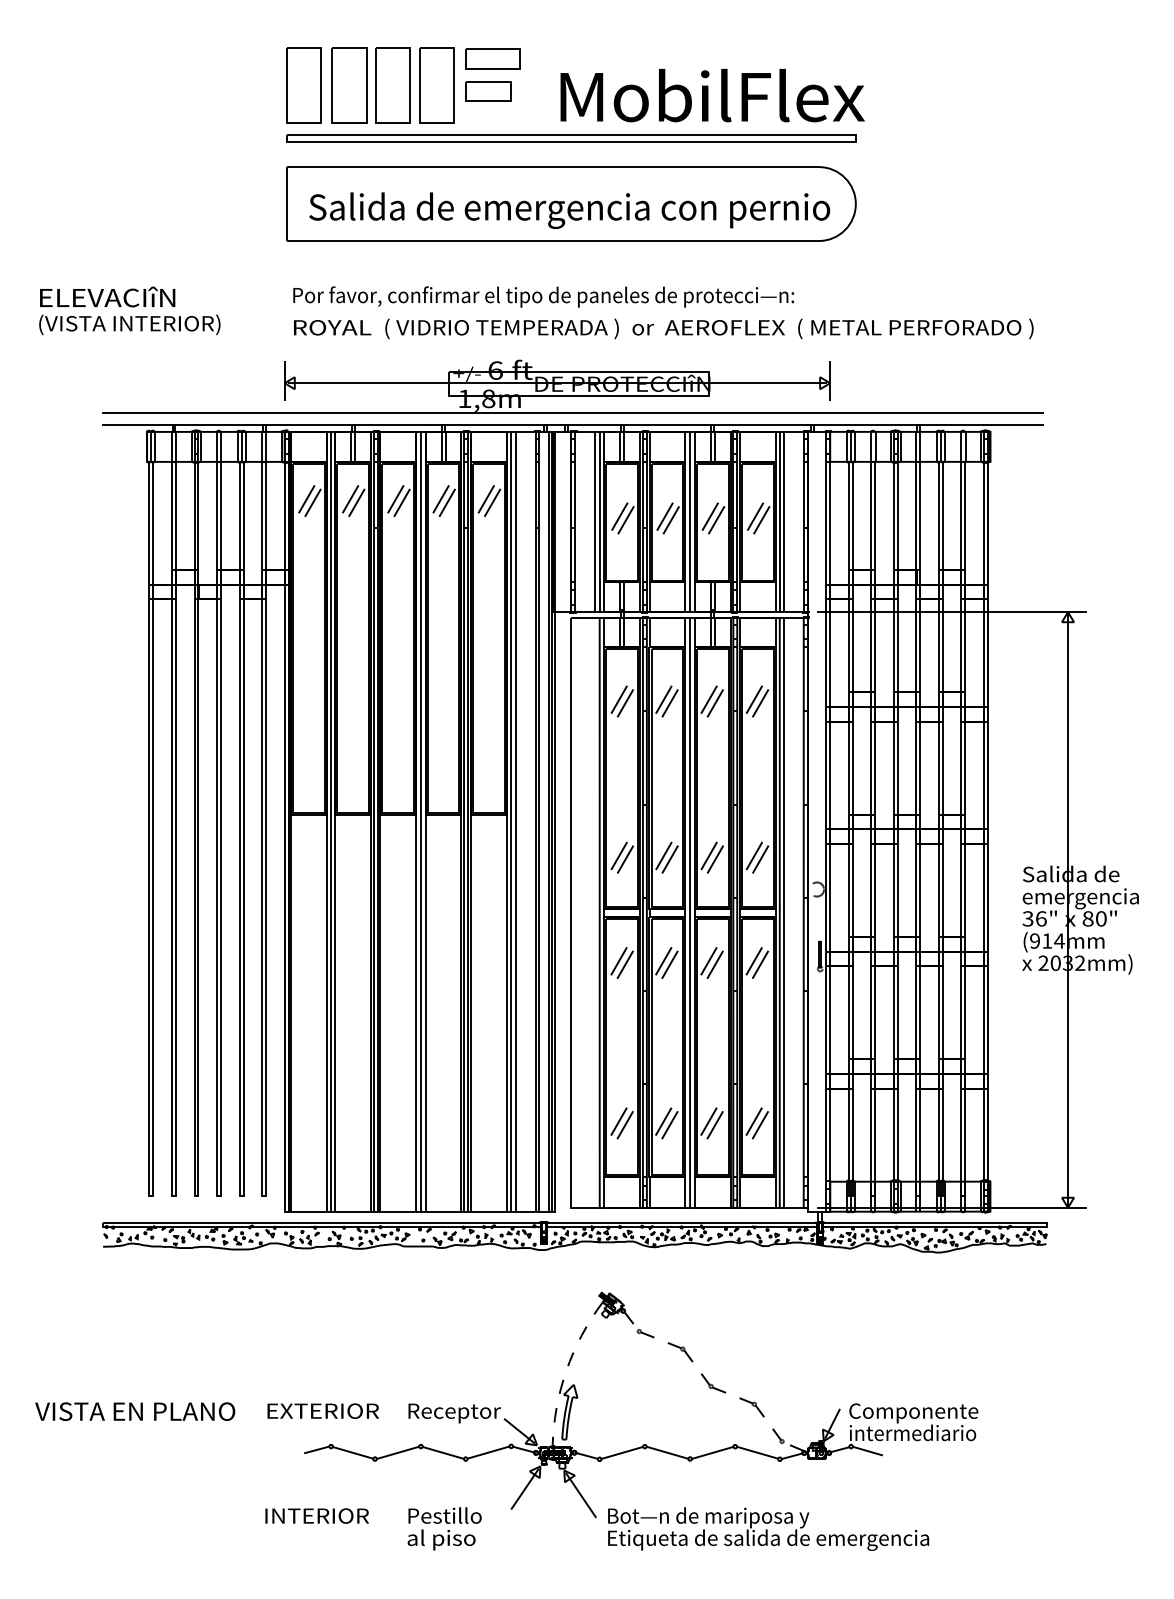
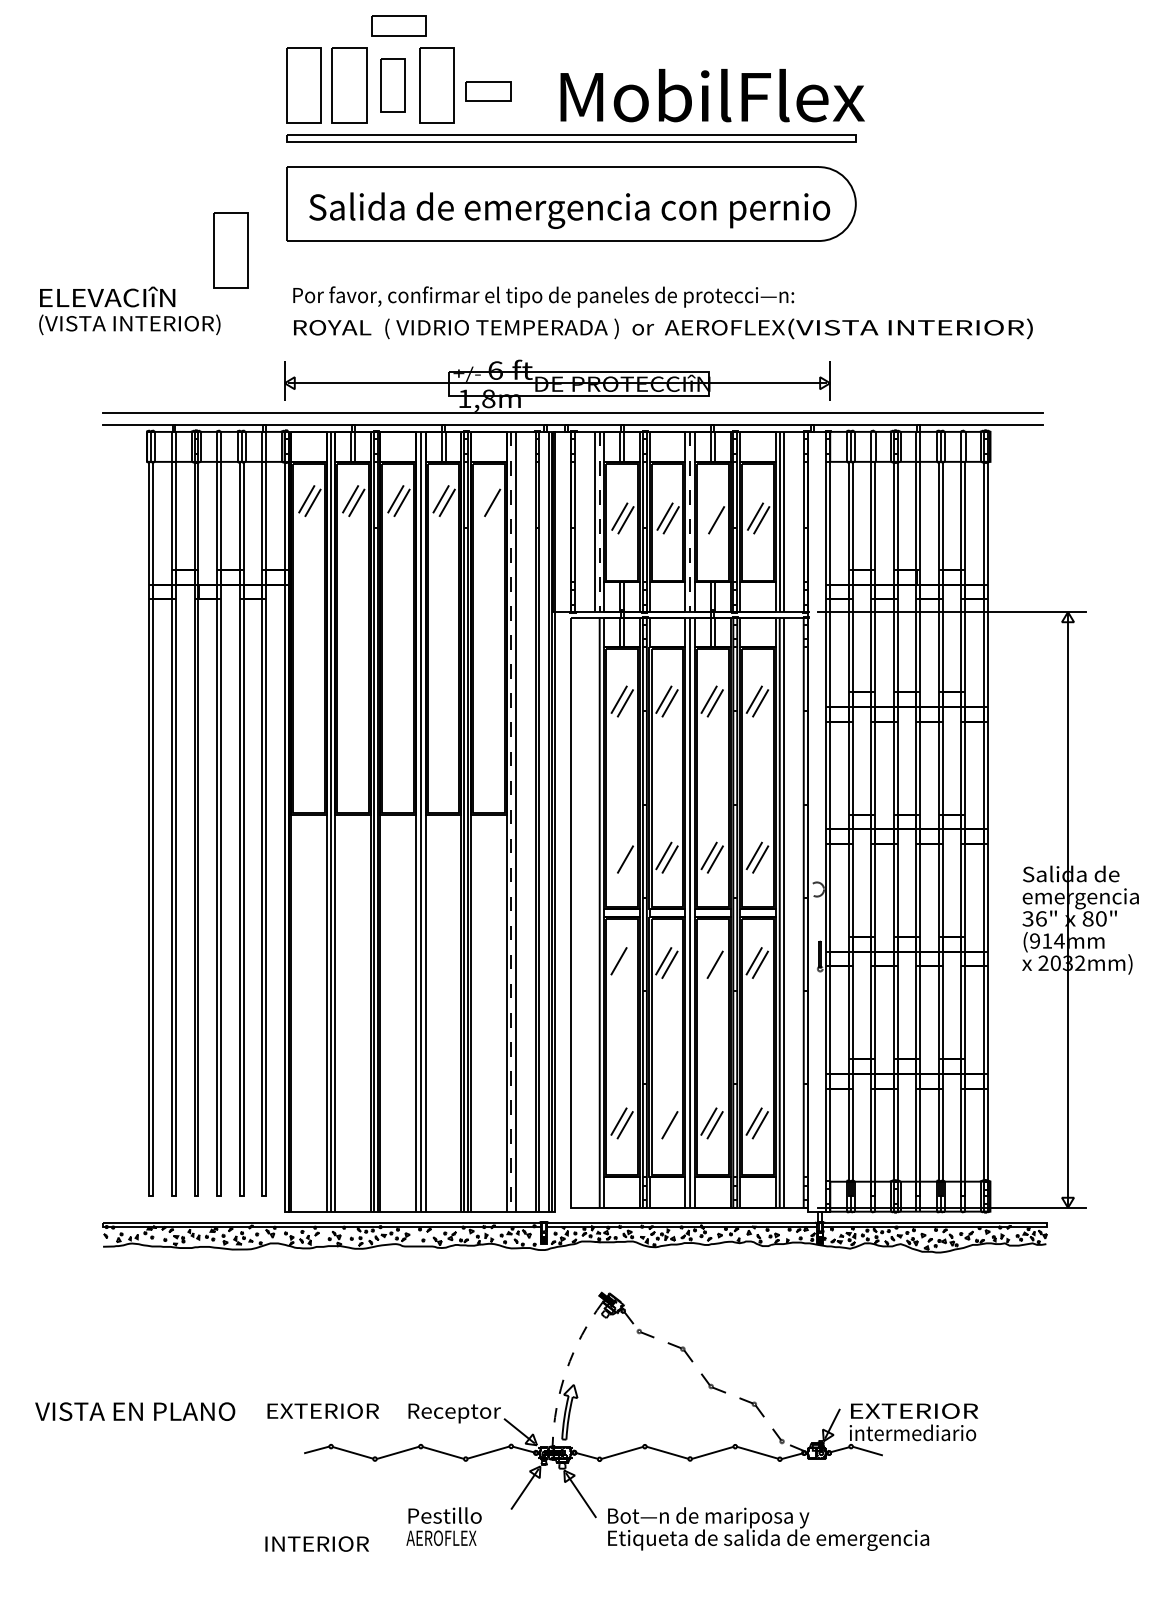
part position: (492, 58) -> (398, 25) (398, 25)
part size: 36x77 px -> 26x55 px (392, 85)
part: none -> present (230, 250)
text: ( METAL PERFORADO ) -> (VISTA INTERIOR) (910, 328)
line: present -> none (485, 499)
line: present -> none (709, 516)
line: solid -> dashed (599, 522)
line: solid -> dashed (690, 522)
line: solid -> dashed (511, 821)
line: present -> none (618, 855)
line: present -> none (708, 961)
line: present -> none (624, 964)
line: present -> none (663, 1121)
text: Componente -> EXTERIOR (913, 1413)
text position: (316, 1515) -> (316, 1543) (316, 1543)
text: al piso -> AEROFLEX (441, 1539)
